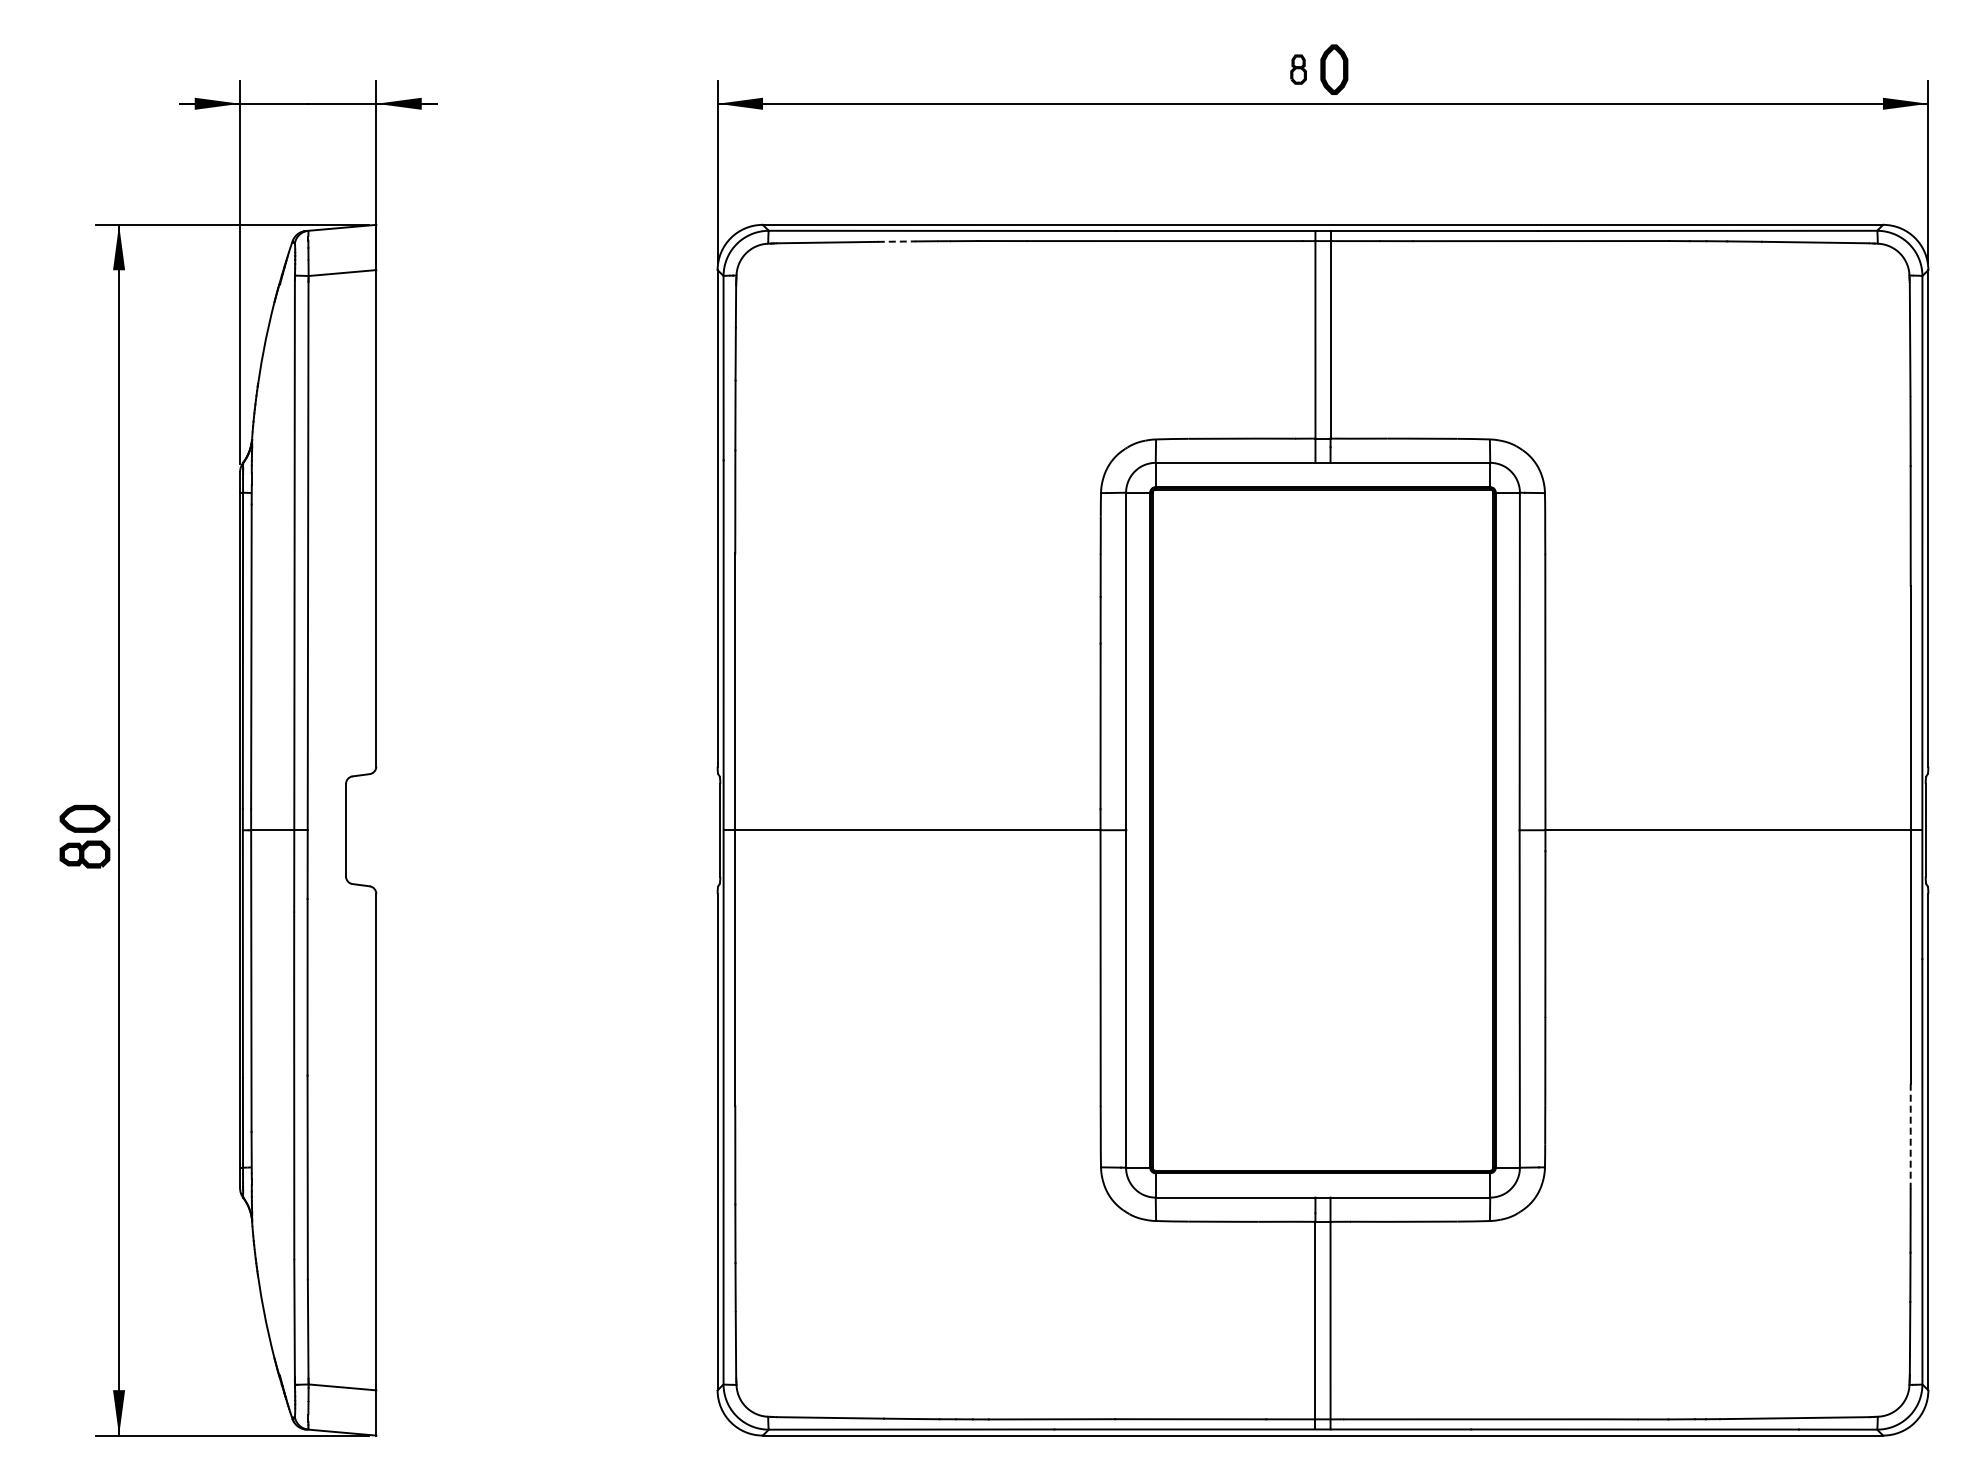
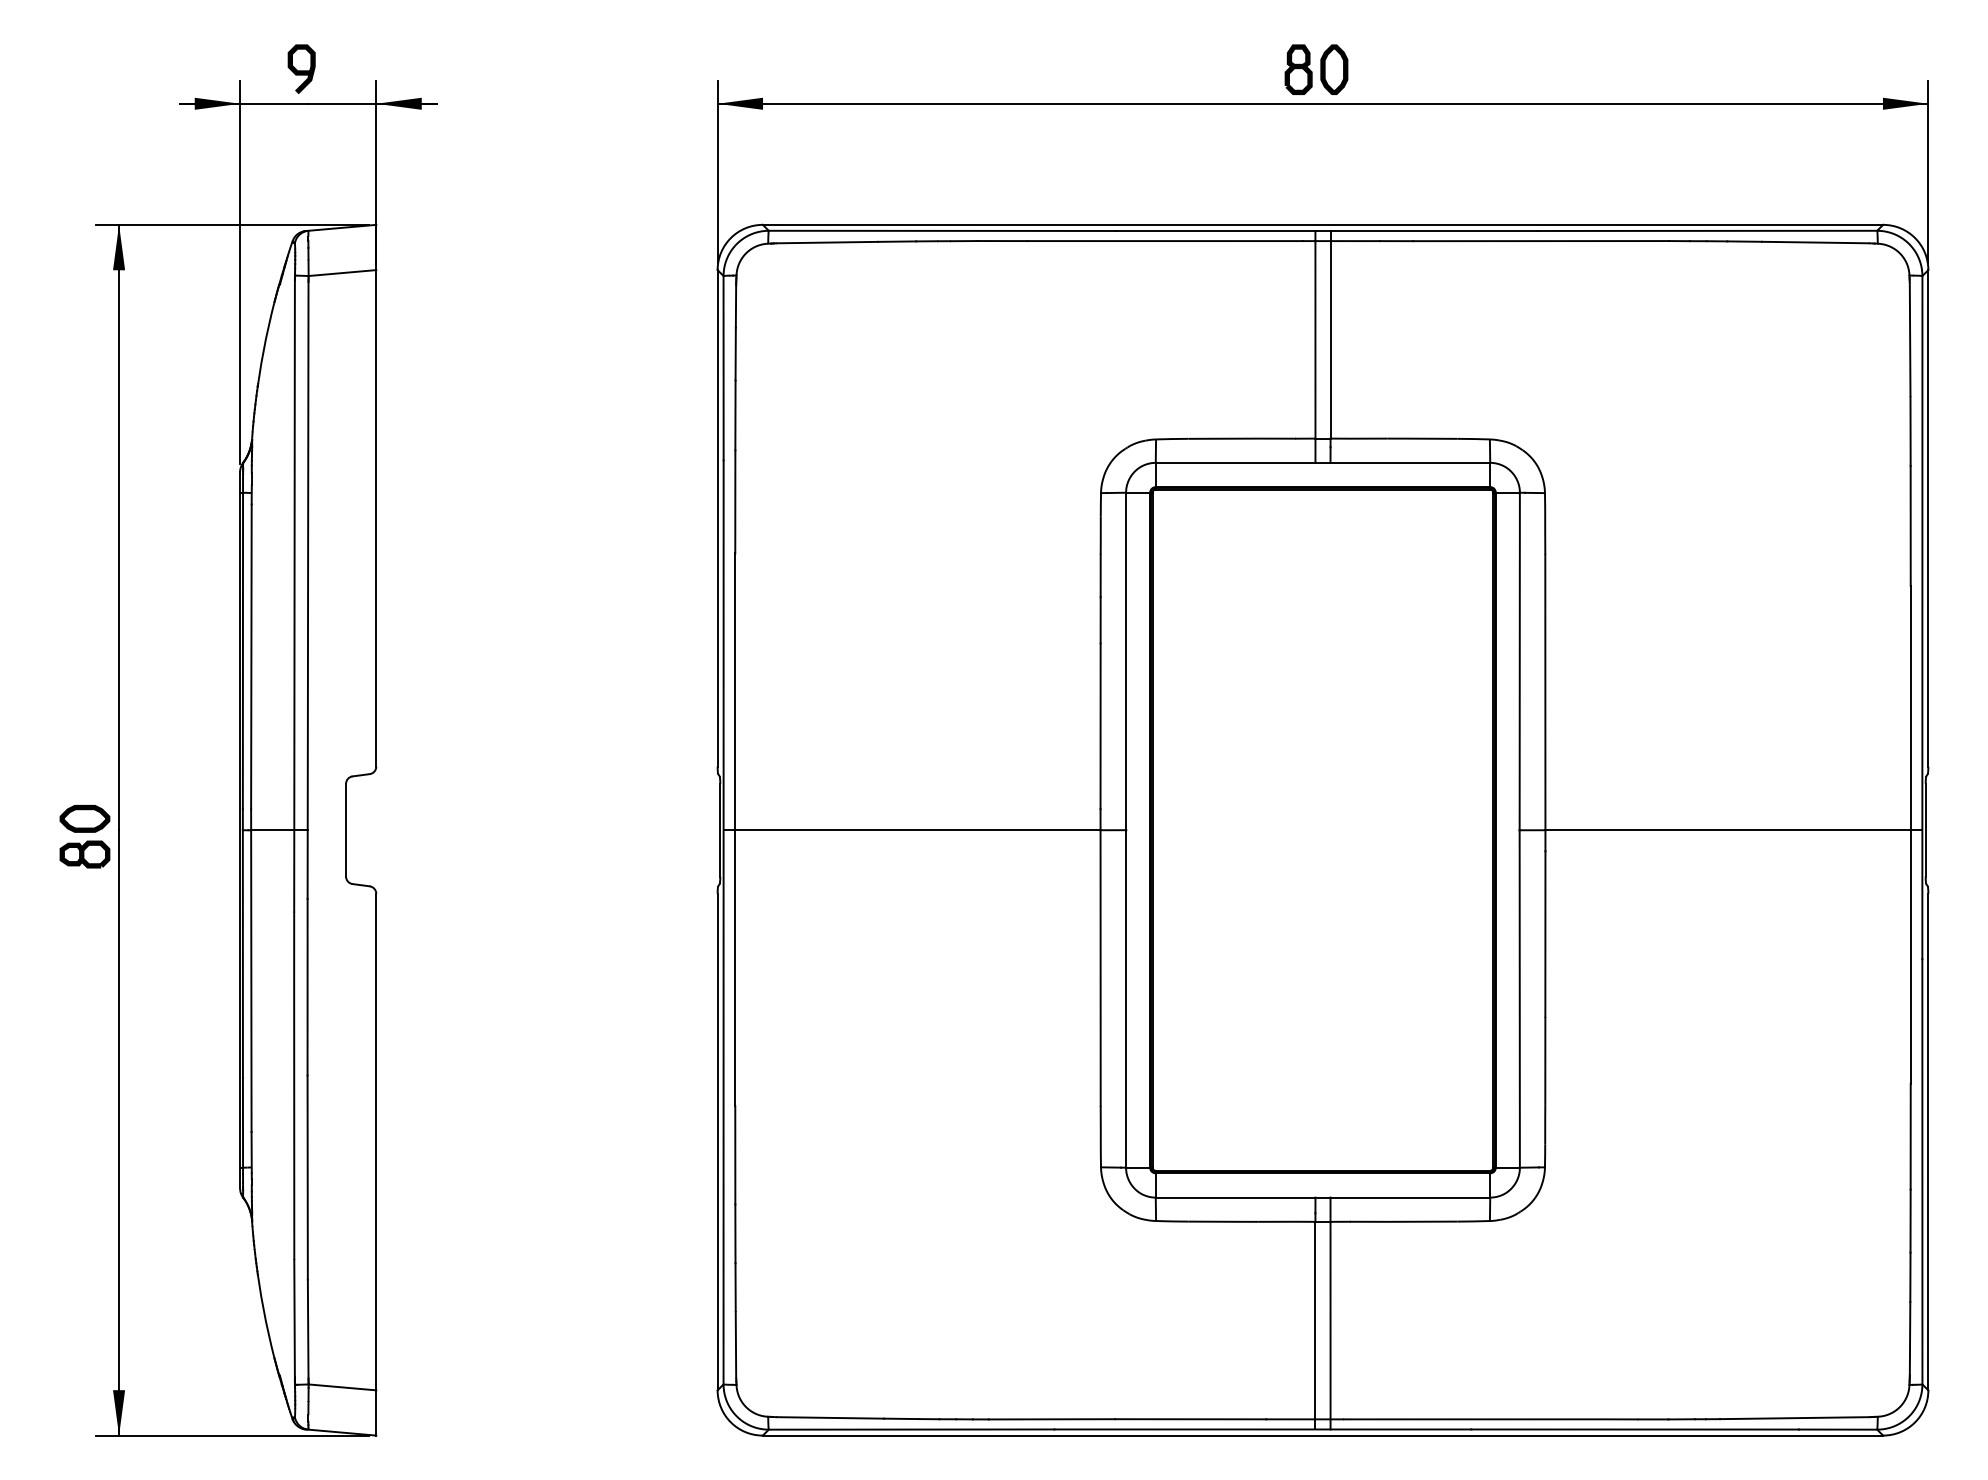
part size: 17x31 px -> 29x51 px (1298, 69)
curve: none -> present (301, 70)
line: dashed -> solid (897, 241)
line: dashed -> solid (1910, 1136)
